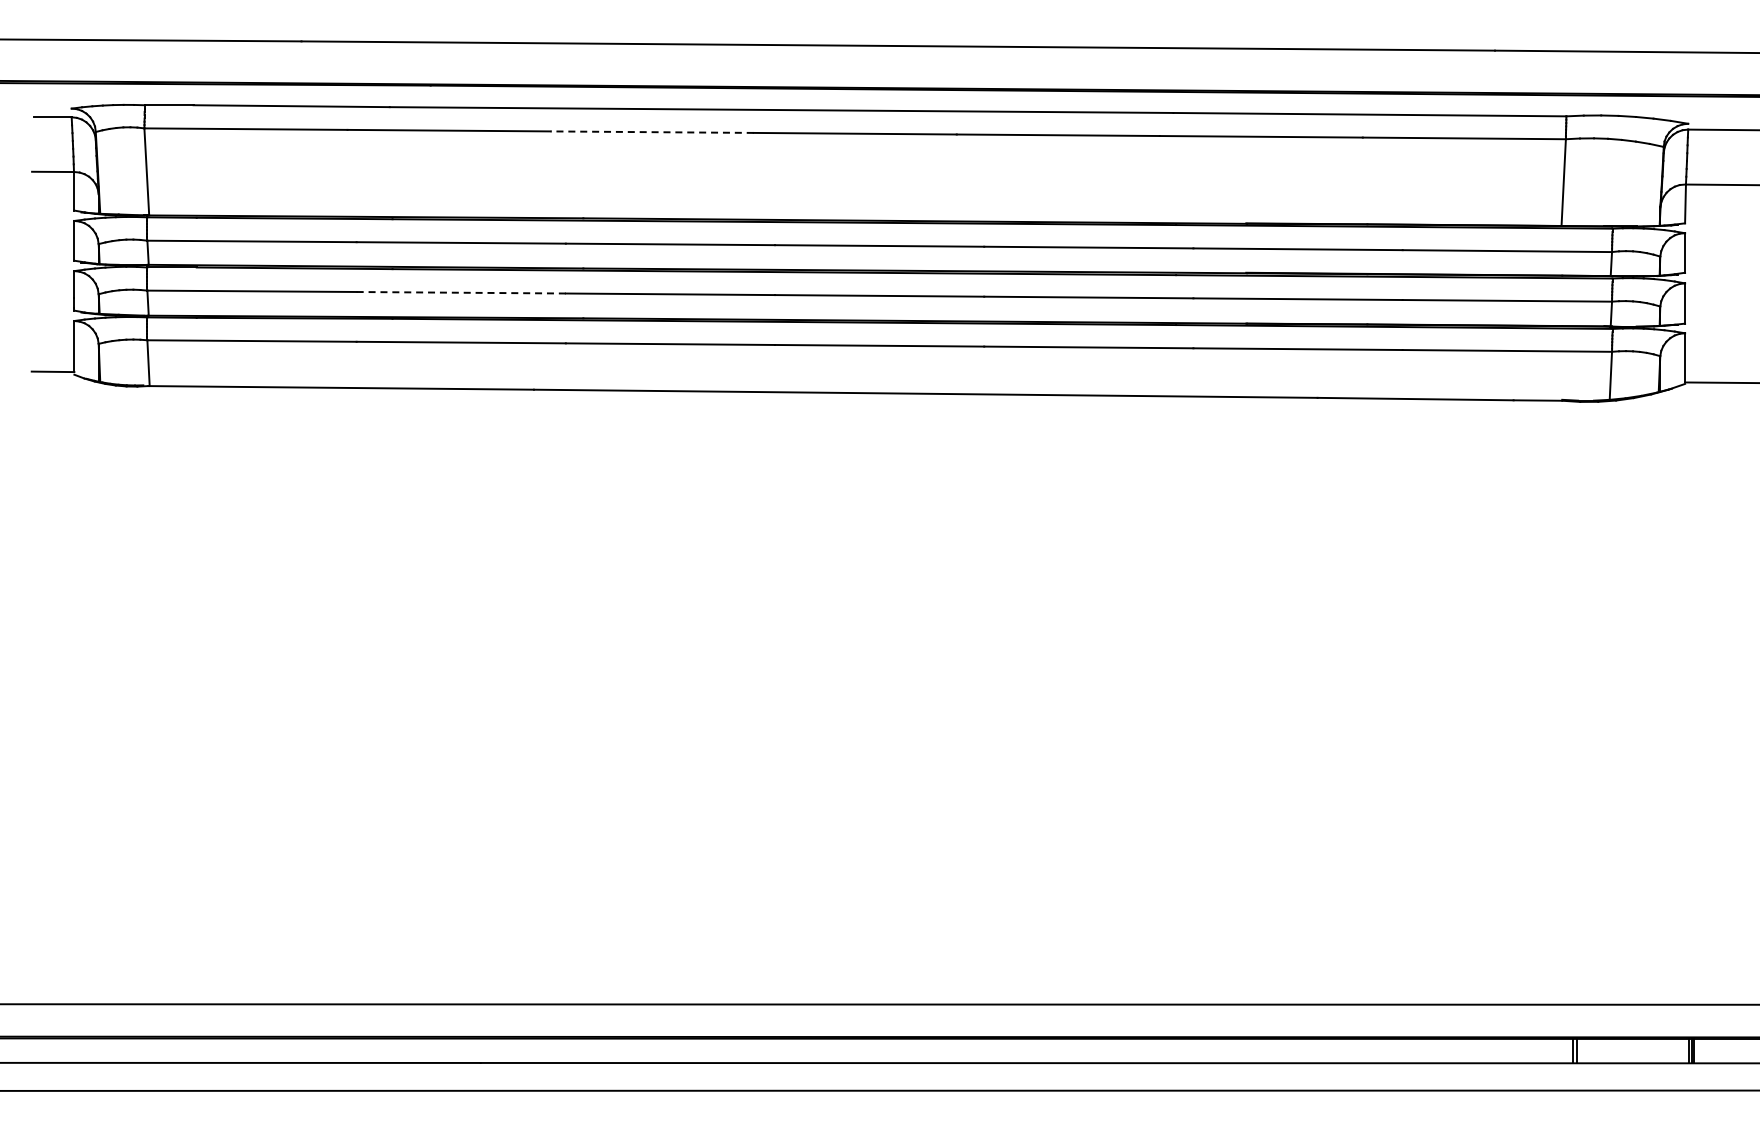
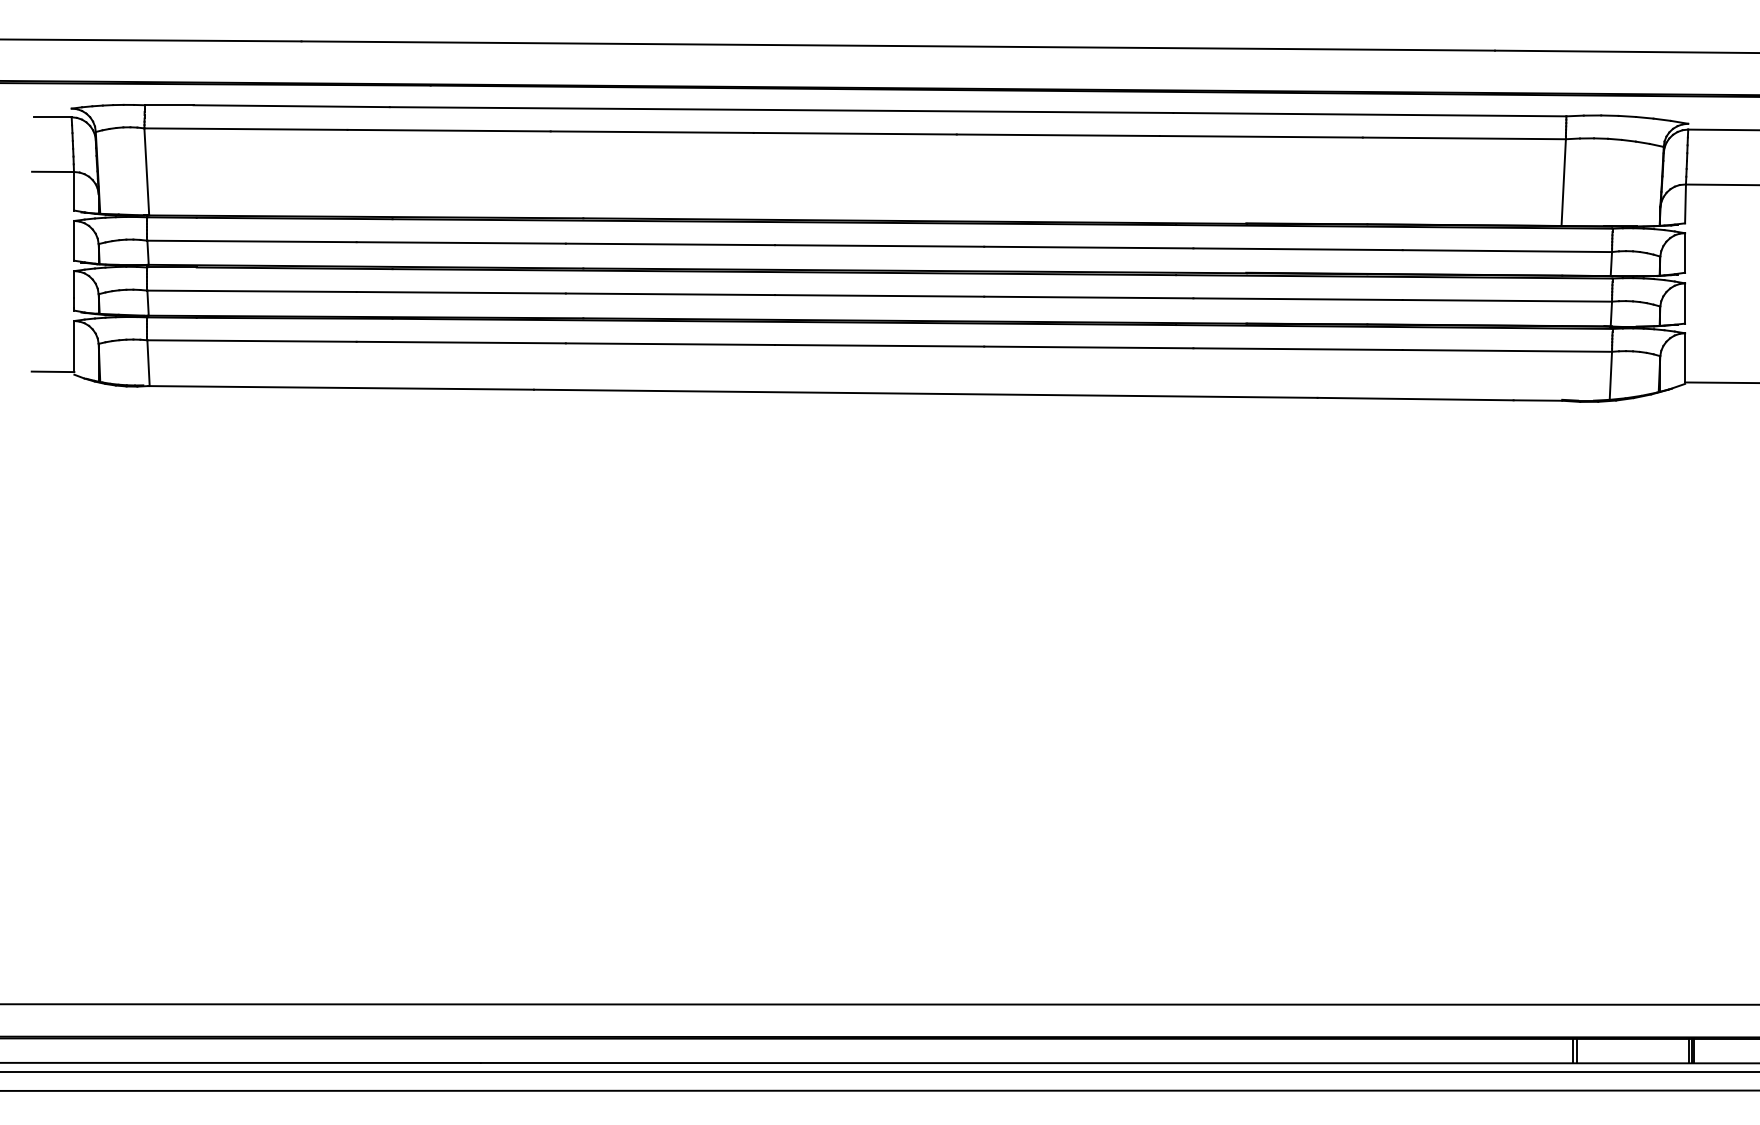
line: dashed -> solid (652, 132)
line: dashed -> solid (461, 292)
line: none -> present (879, 1071)
